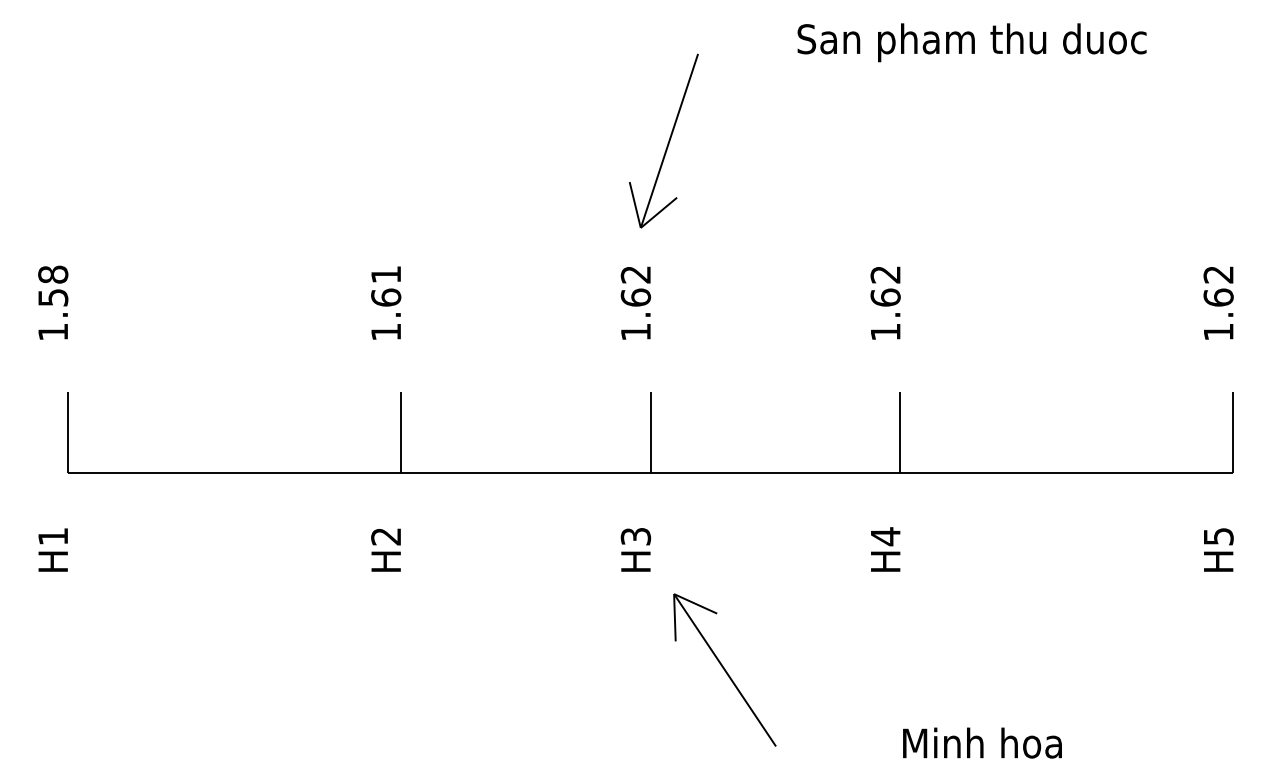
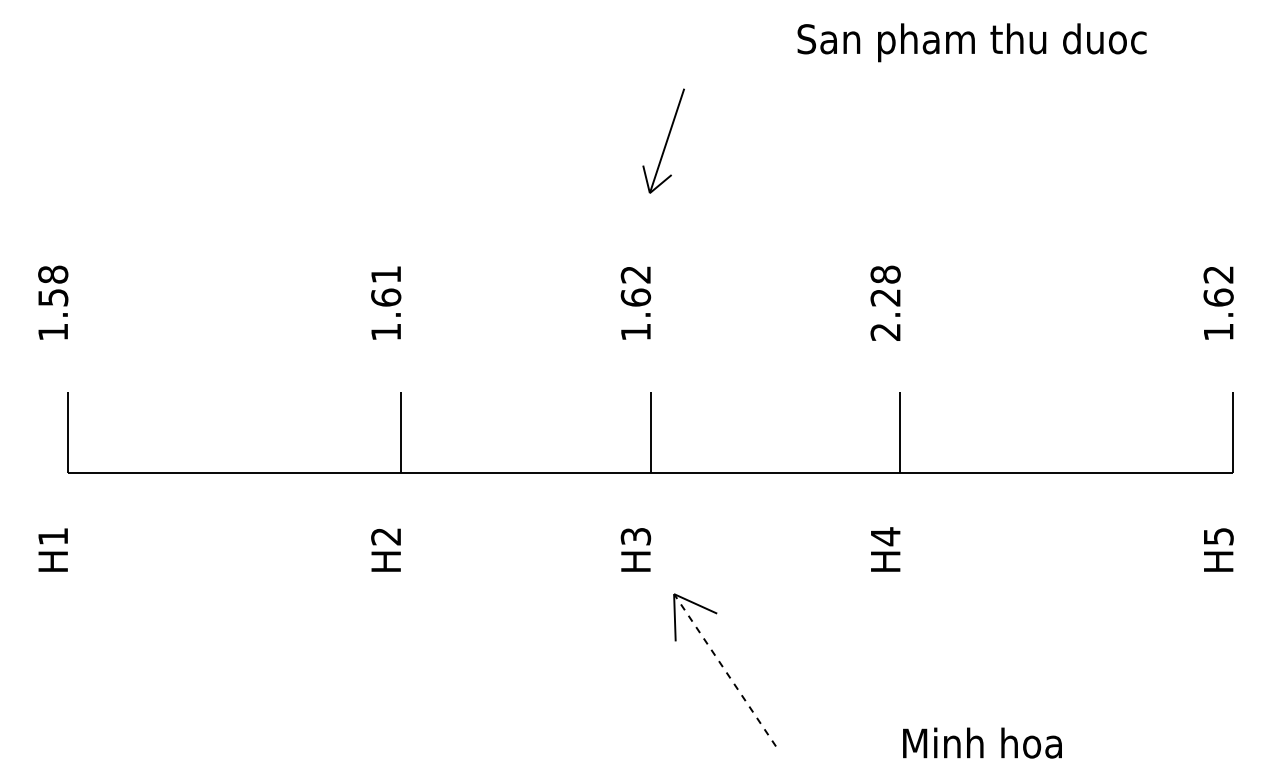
part size: 71x176 px -> 43x106 px (663, 140)
text: 1.62 -> 2.28 (885, 302)
line: solid -> dashed (725, 670)
